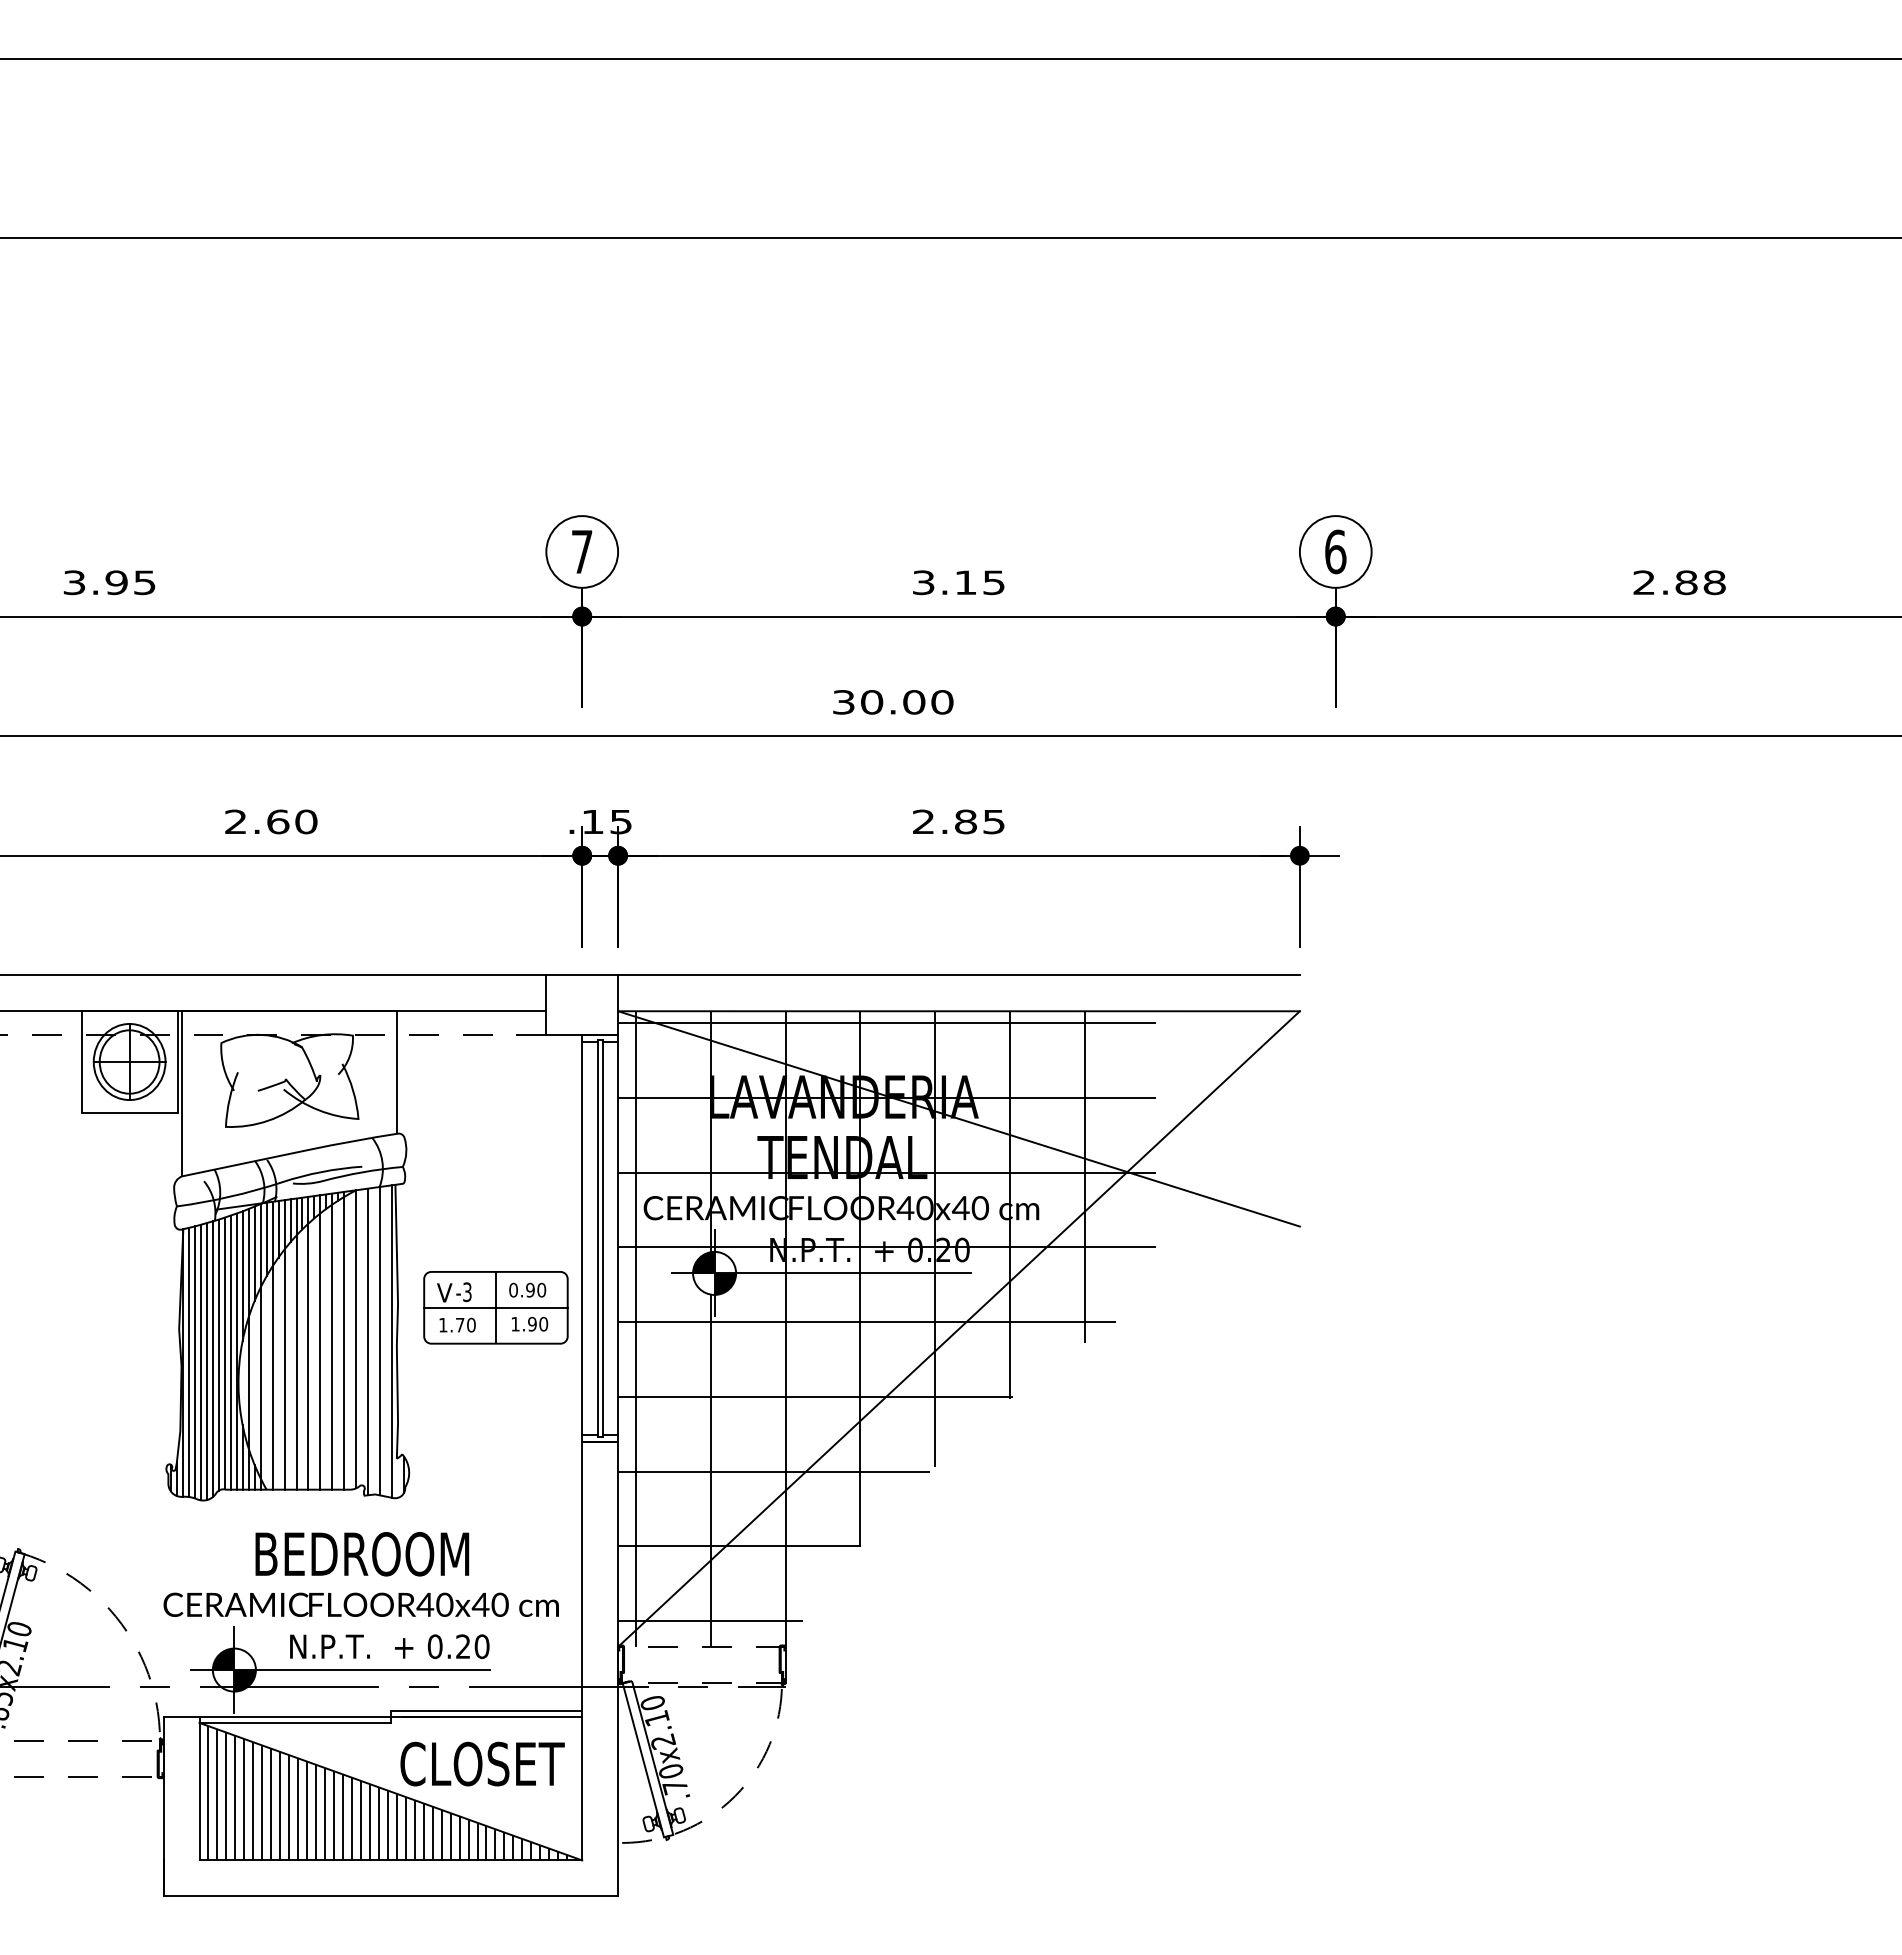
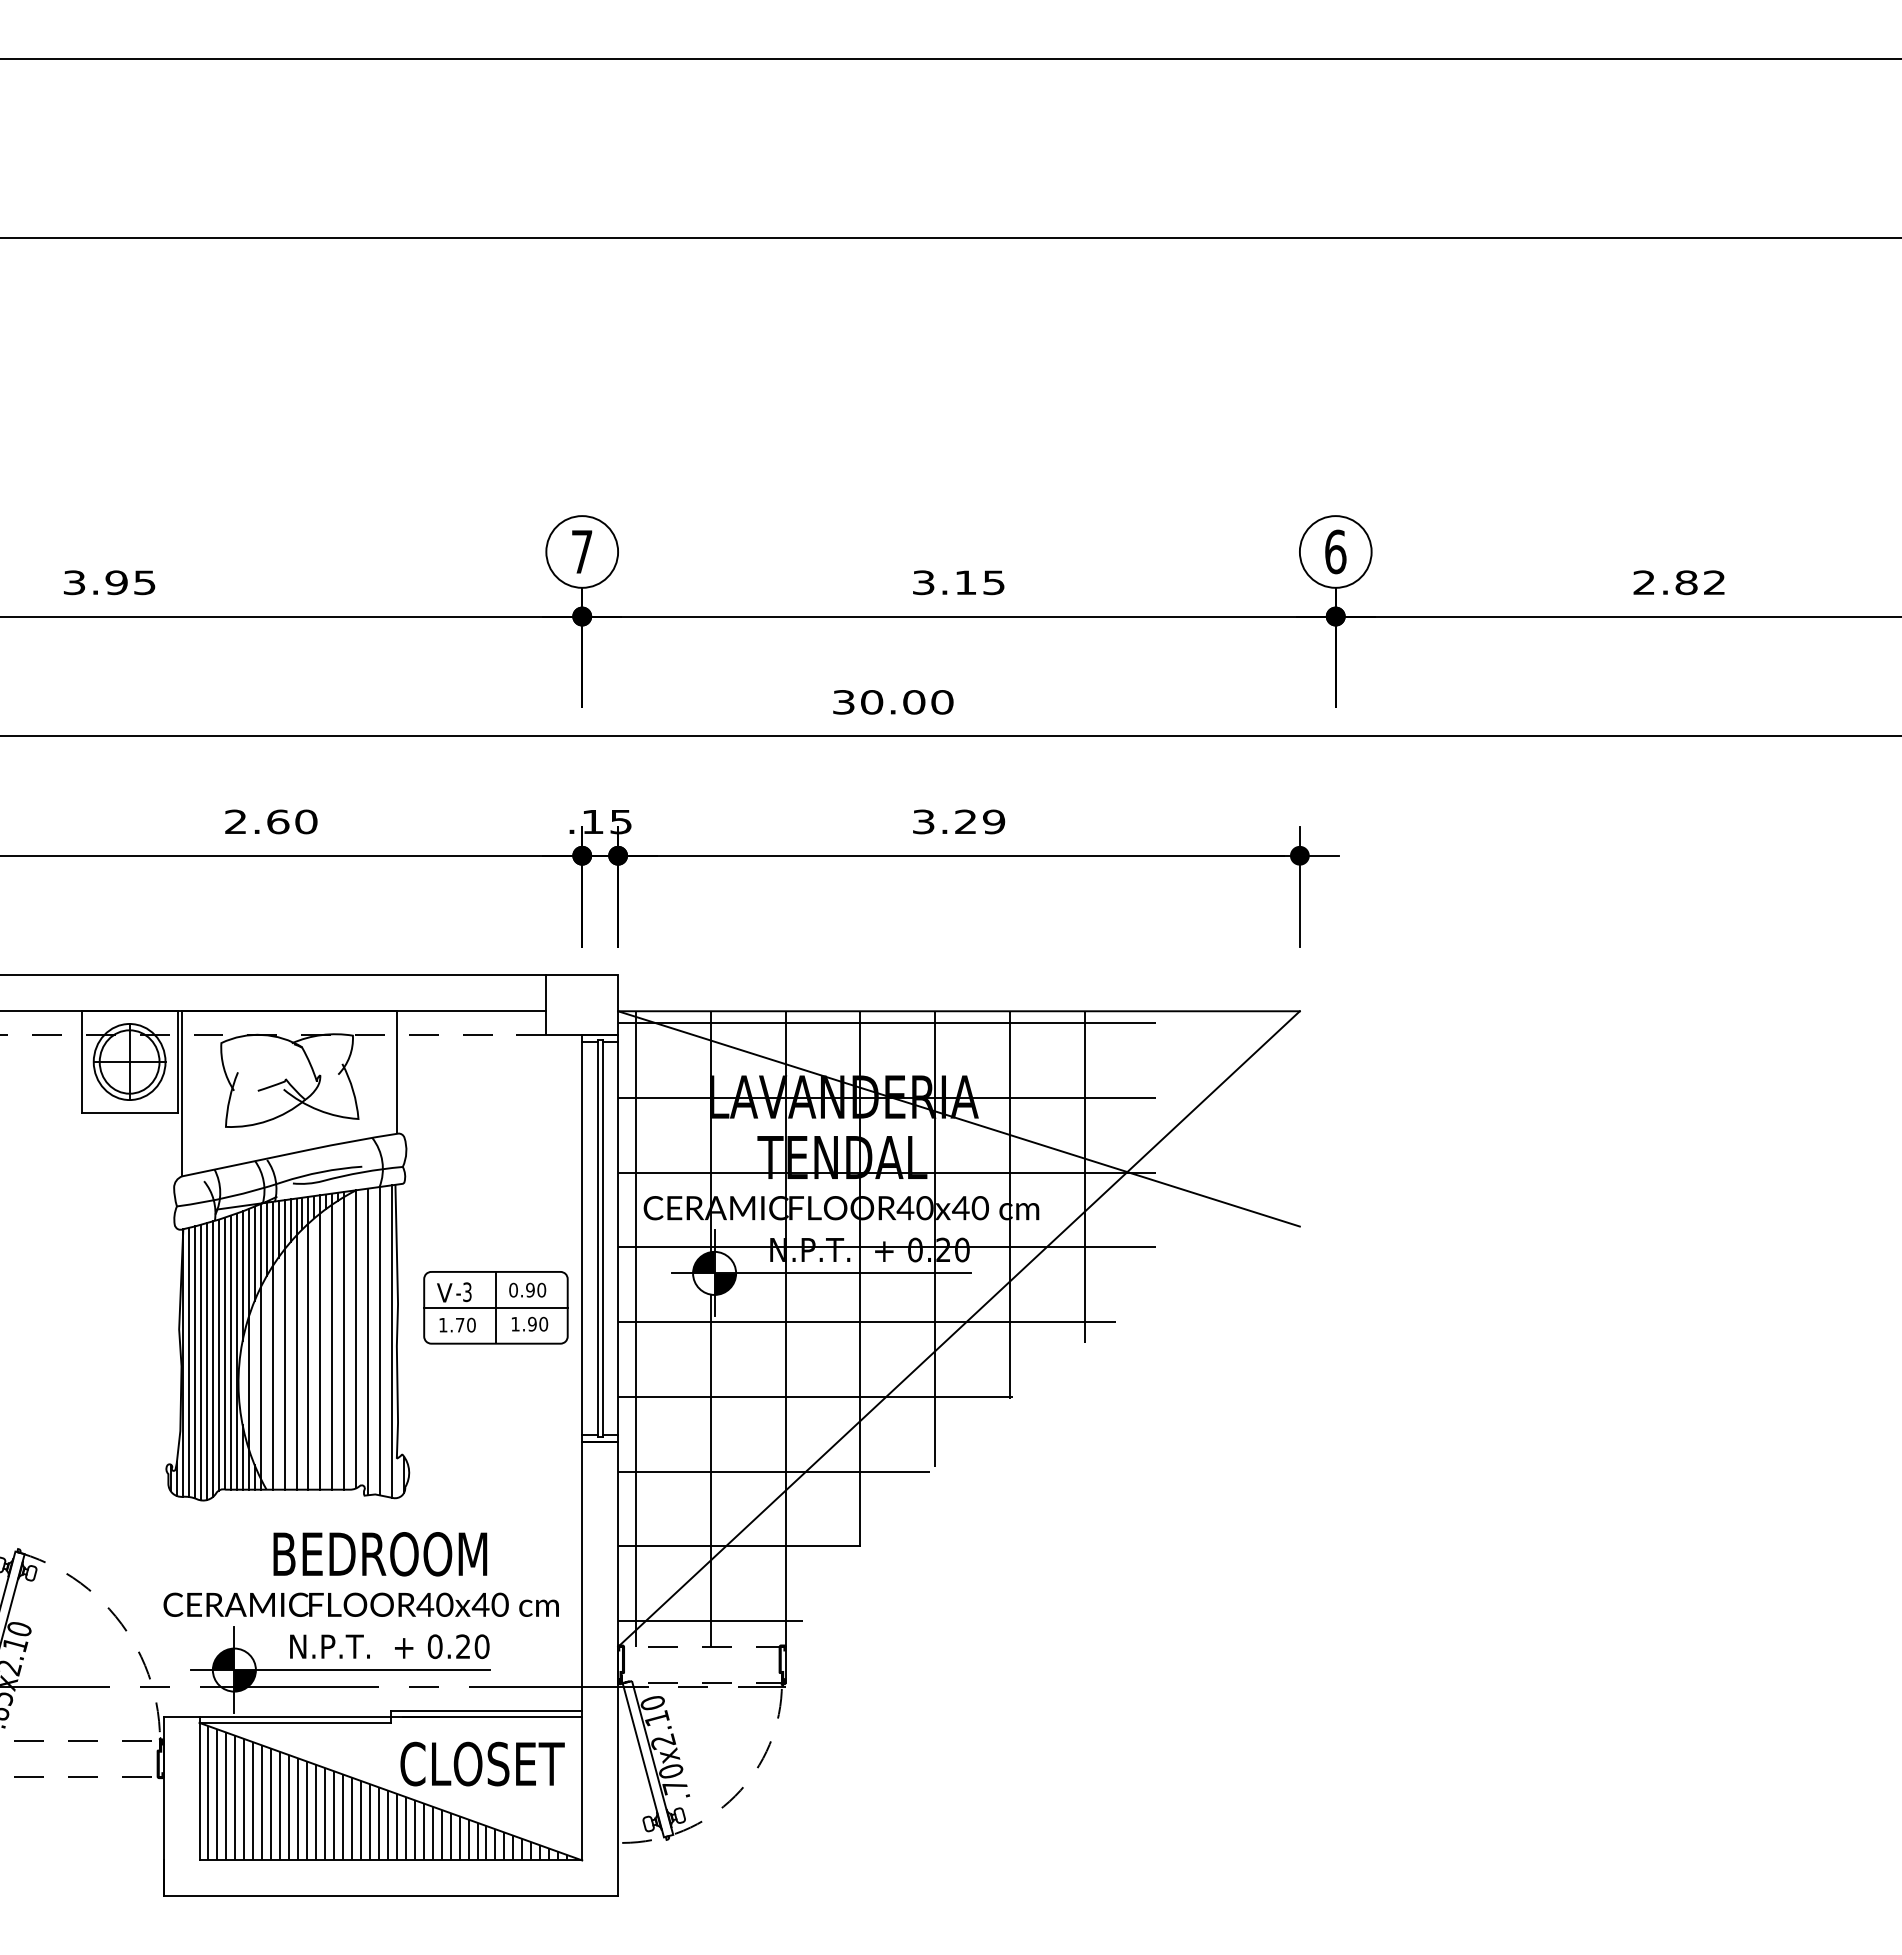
text: 2.88 -> 2.82 (1714, 582)
text: 2.85 -> 3.29 (959, 821)
line: present -> none (958, 975)
text position: (362, 1554) -> (380, 1554) (380, 1554)
